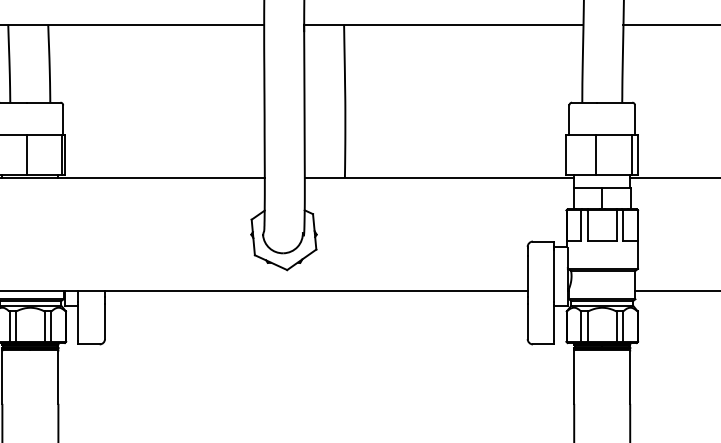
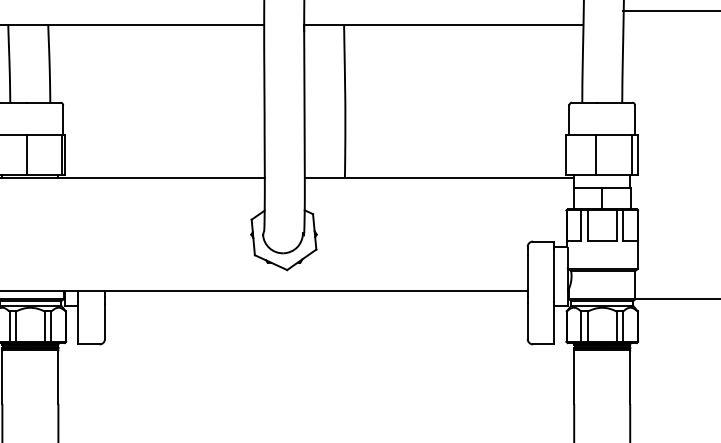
line position: (670, 24) -> (670, 10) (670, 10)
line: present -> none (673, 177)
line position: (676, 291) -> (676, 299) (676, 299)
